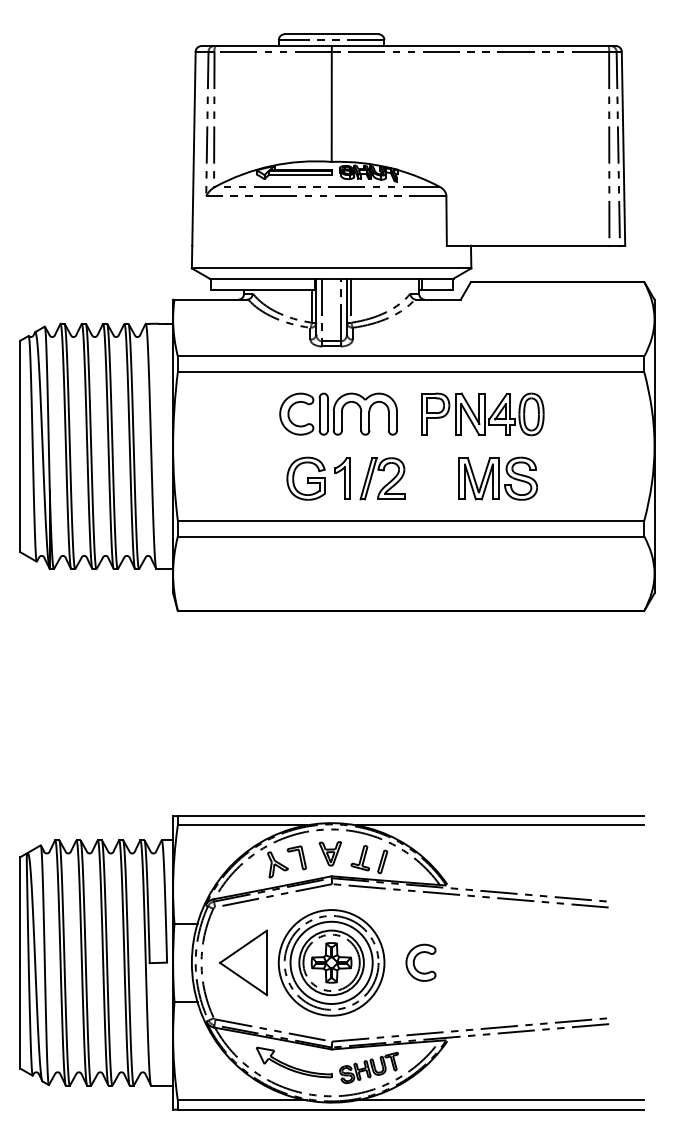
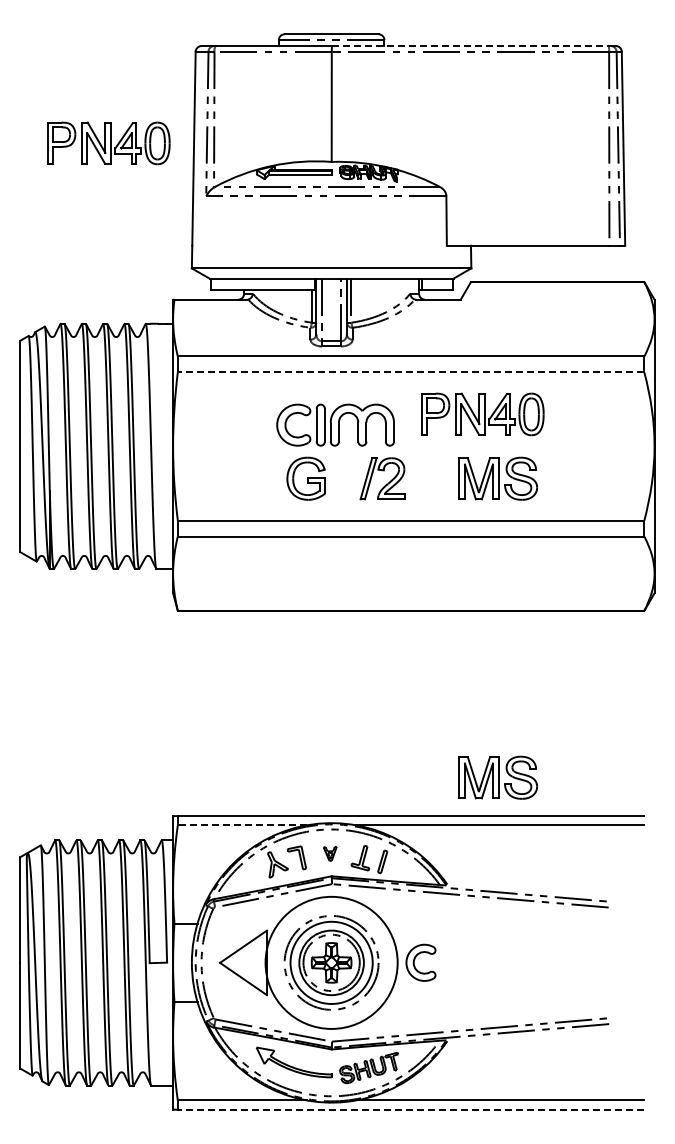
line: solid -> dashed (470, 46)
part: none -> present (108, 143)
line: solid -> dashed (410, 372)
part position: (338, 413) -> (335, 424) (335, 424)
part: present -> none (342, 478)
part: none -> present (497, 777)
line: solid -> dashed (241, 825)
part size: 24x26 px -> 15x16 px (330, 853)
circle diameter: 106 px -> 132 px (331, 962)
line: solid -> dashed (410, 1109)
